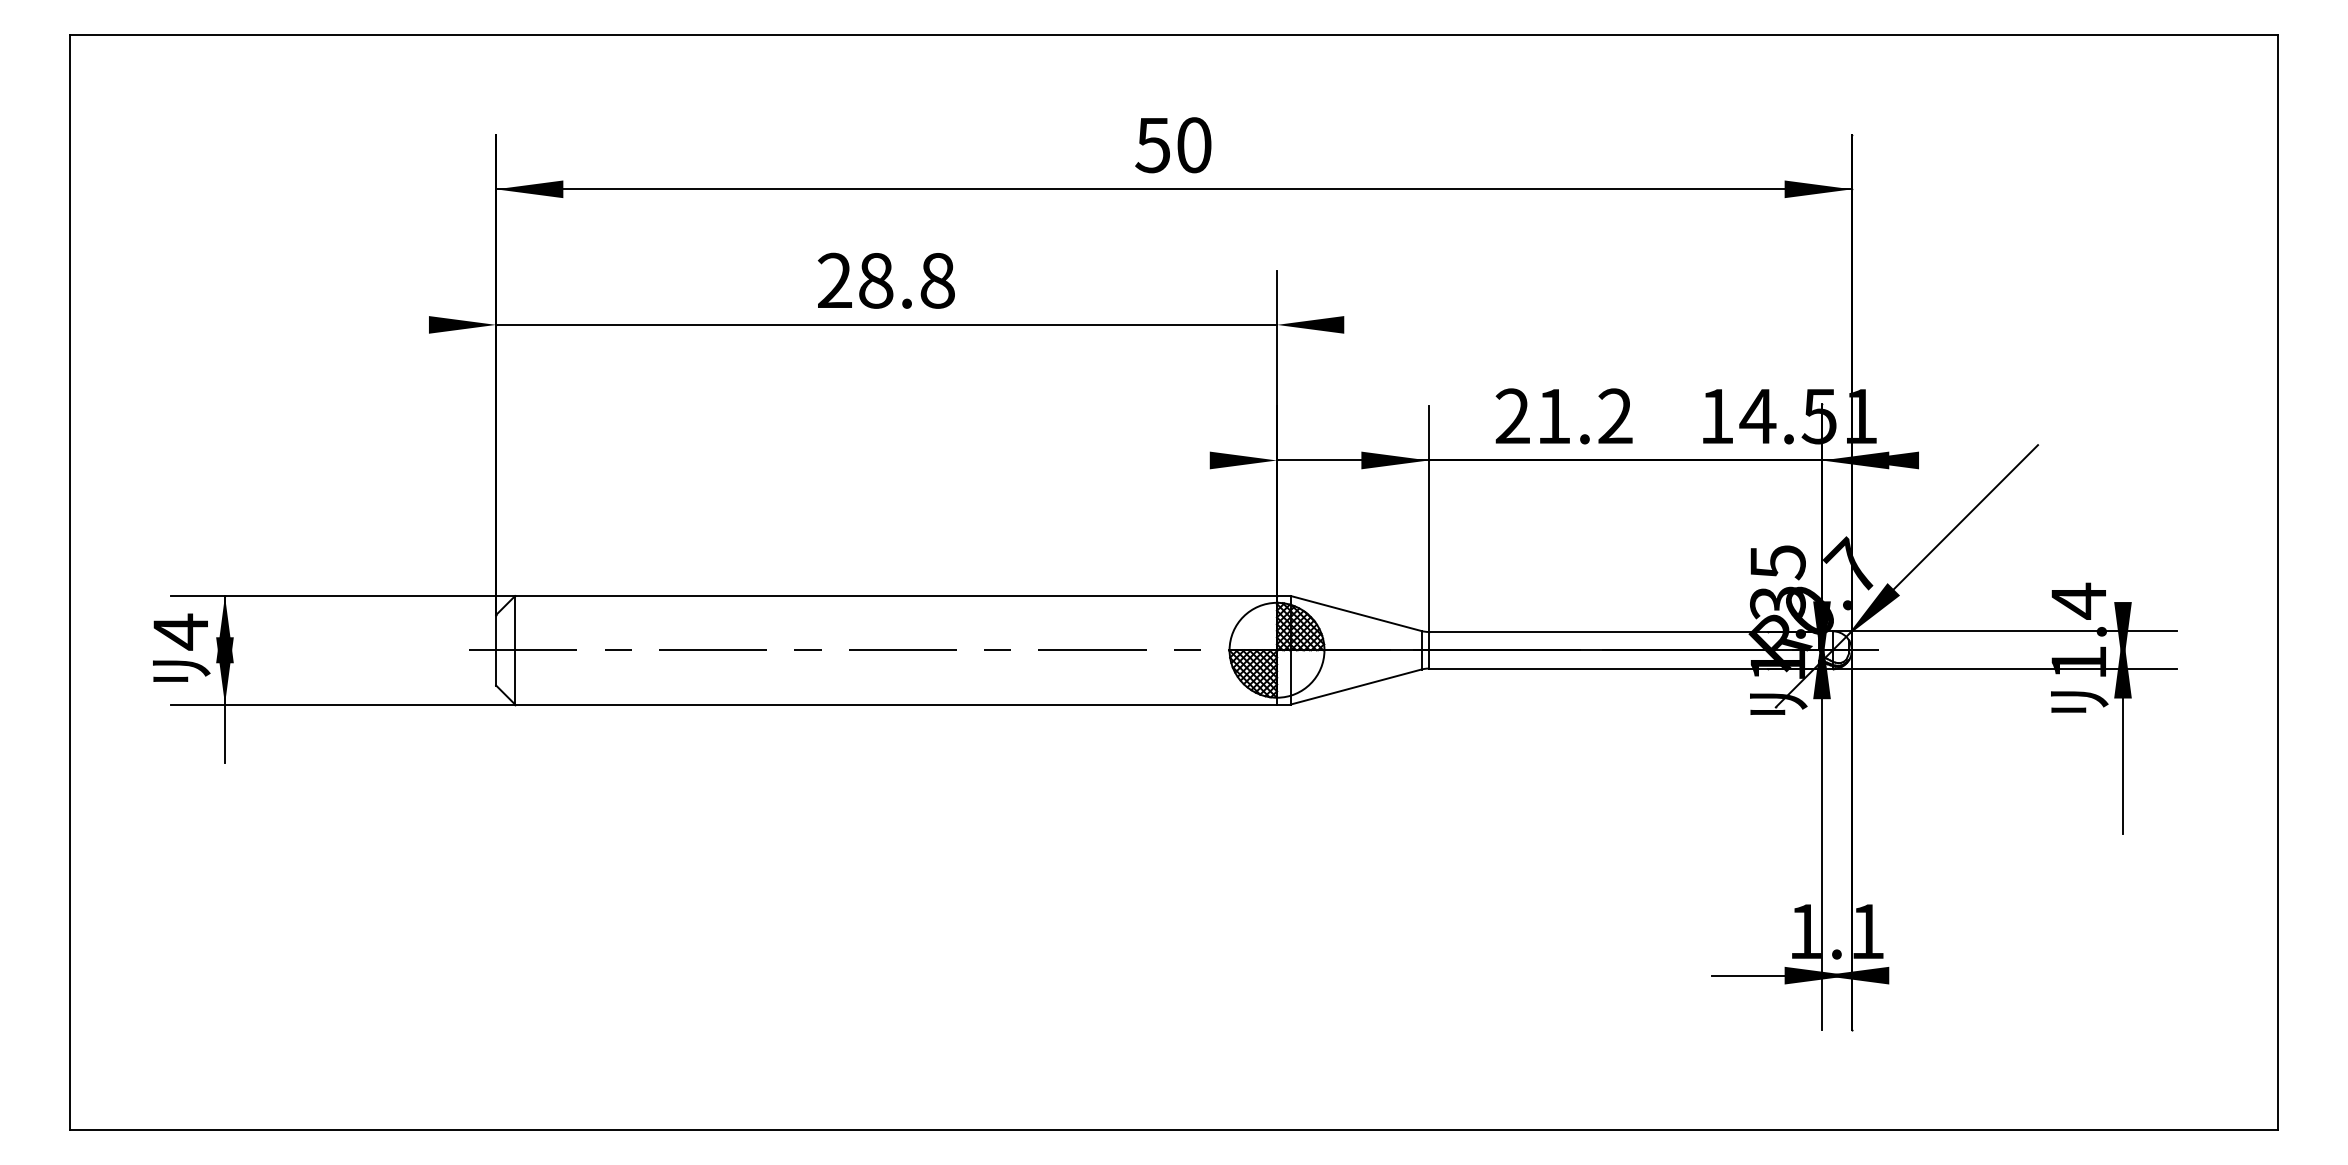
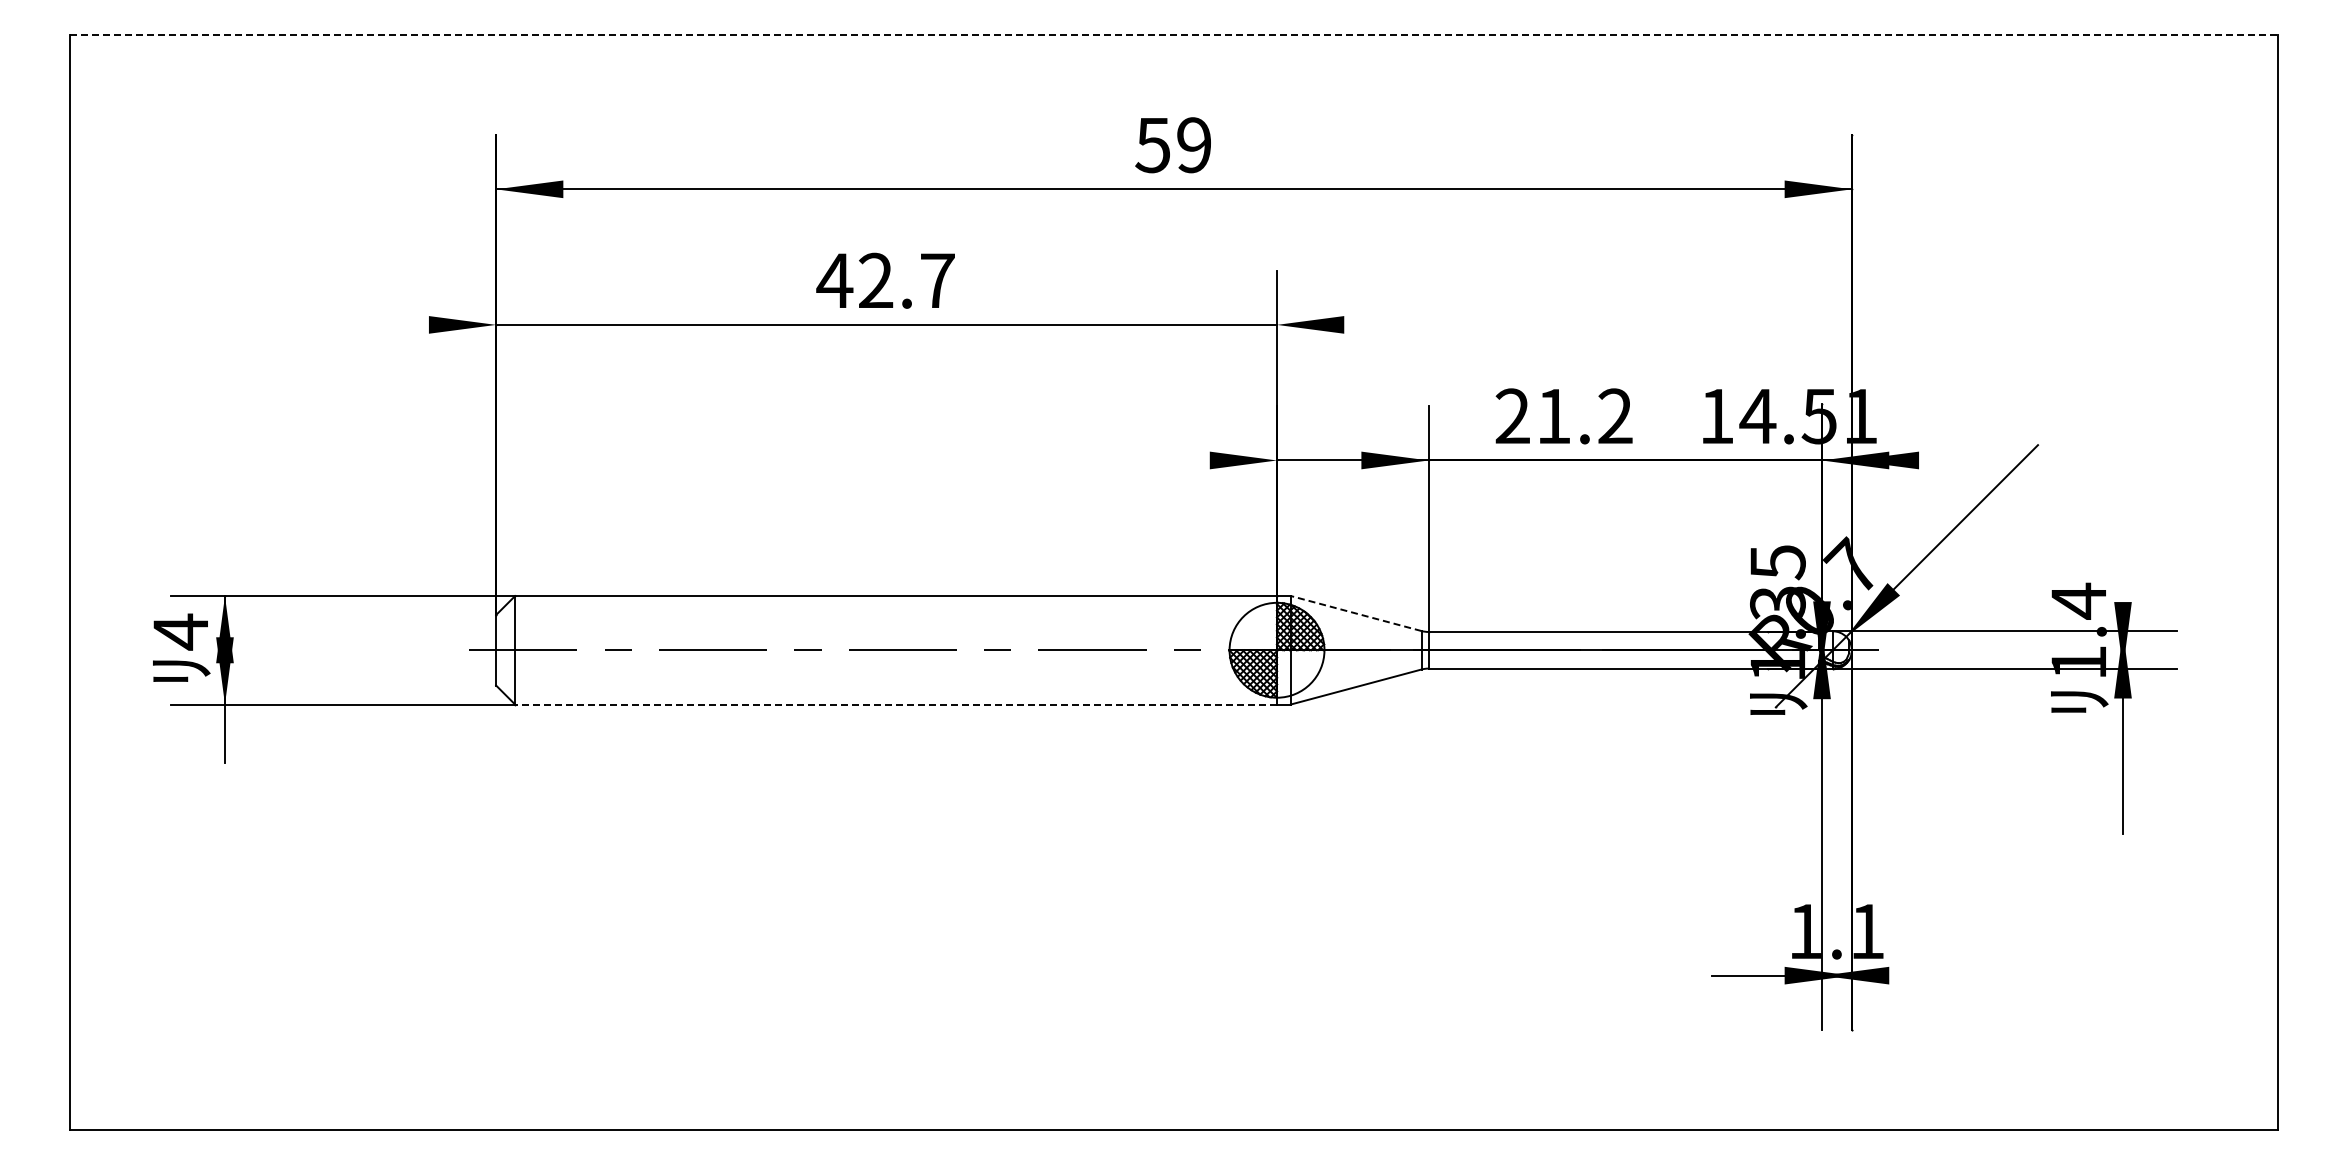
line: solid -> dashed (1174, 34)
text: 50 -> 59 (1194, 145)
text: 28.8 -> 42.7 (885, 280)
line: solid -> dashed (1356, 613)
line: solid -> dashed (896, 704)
